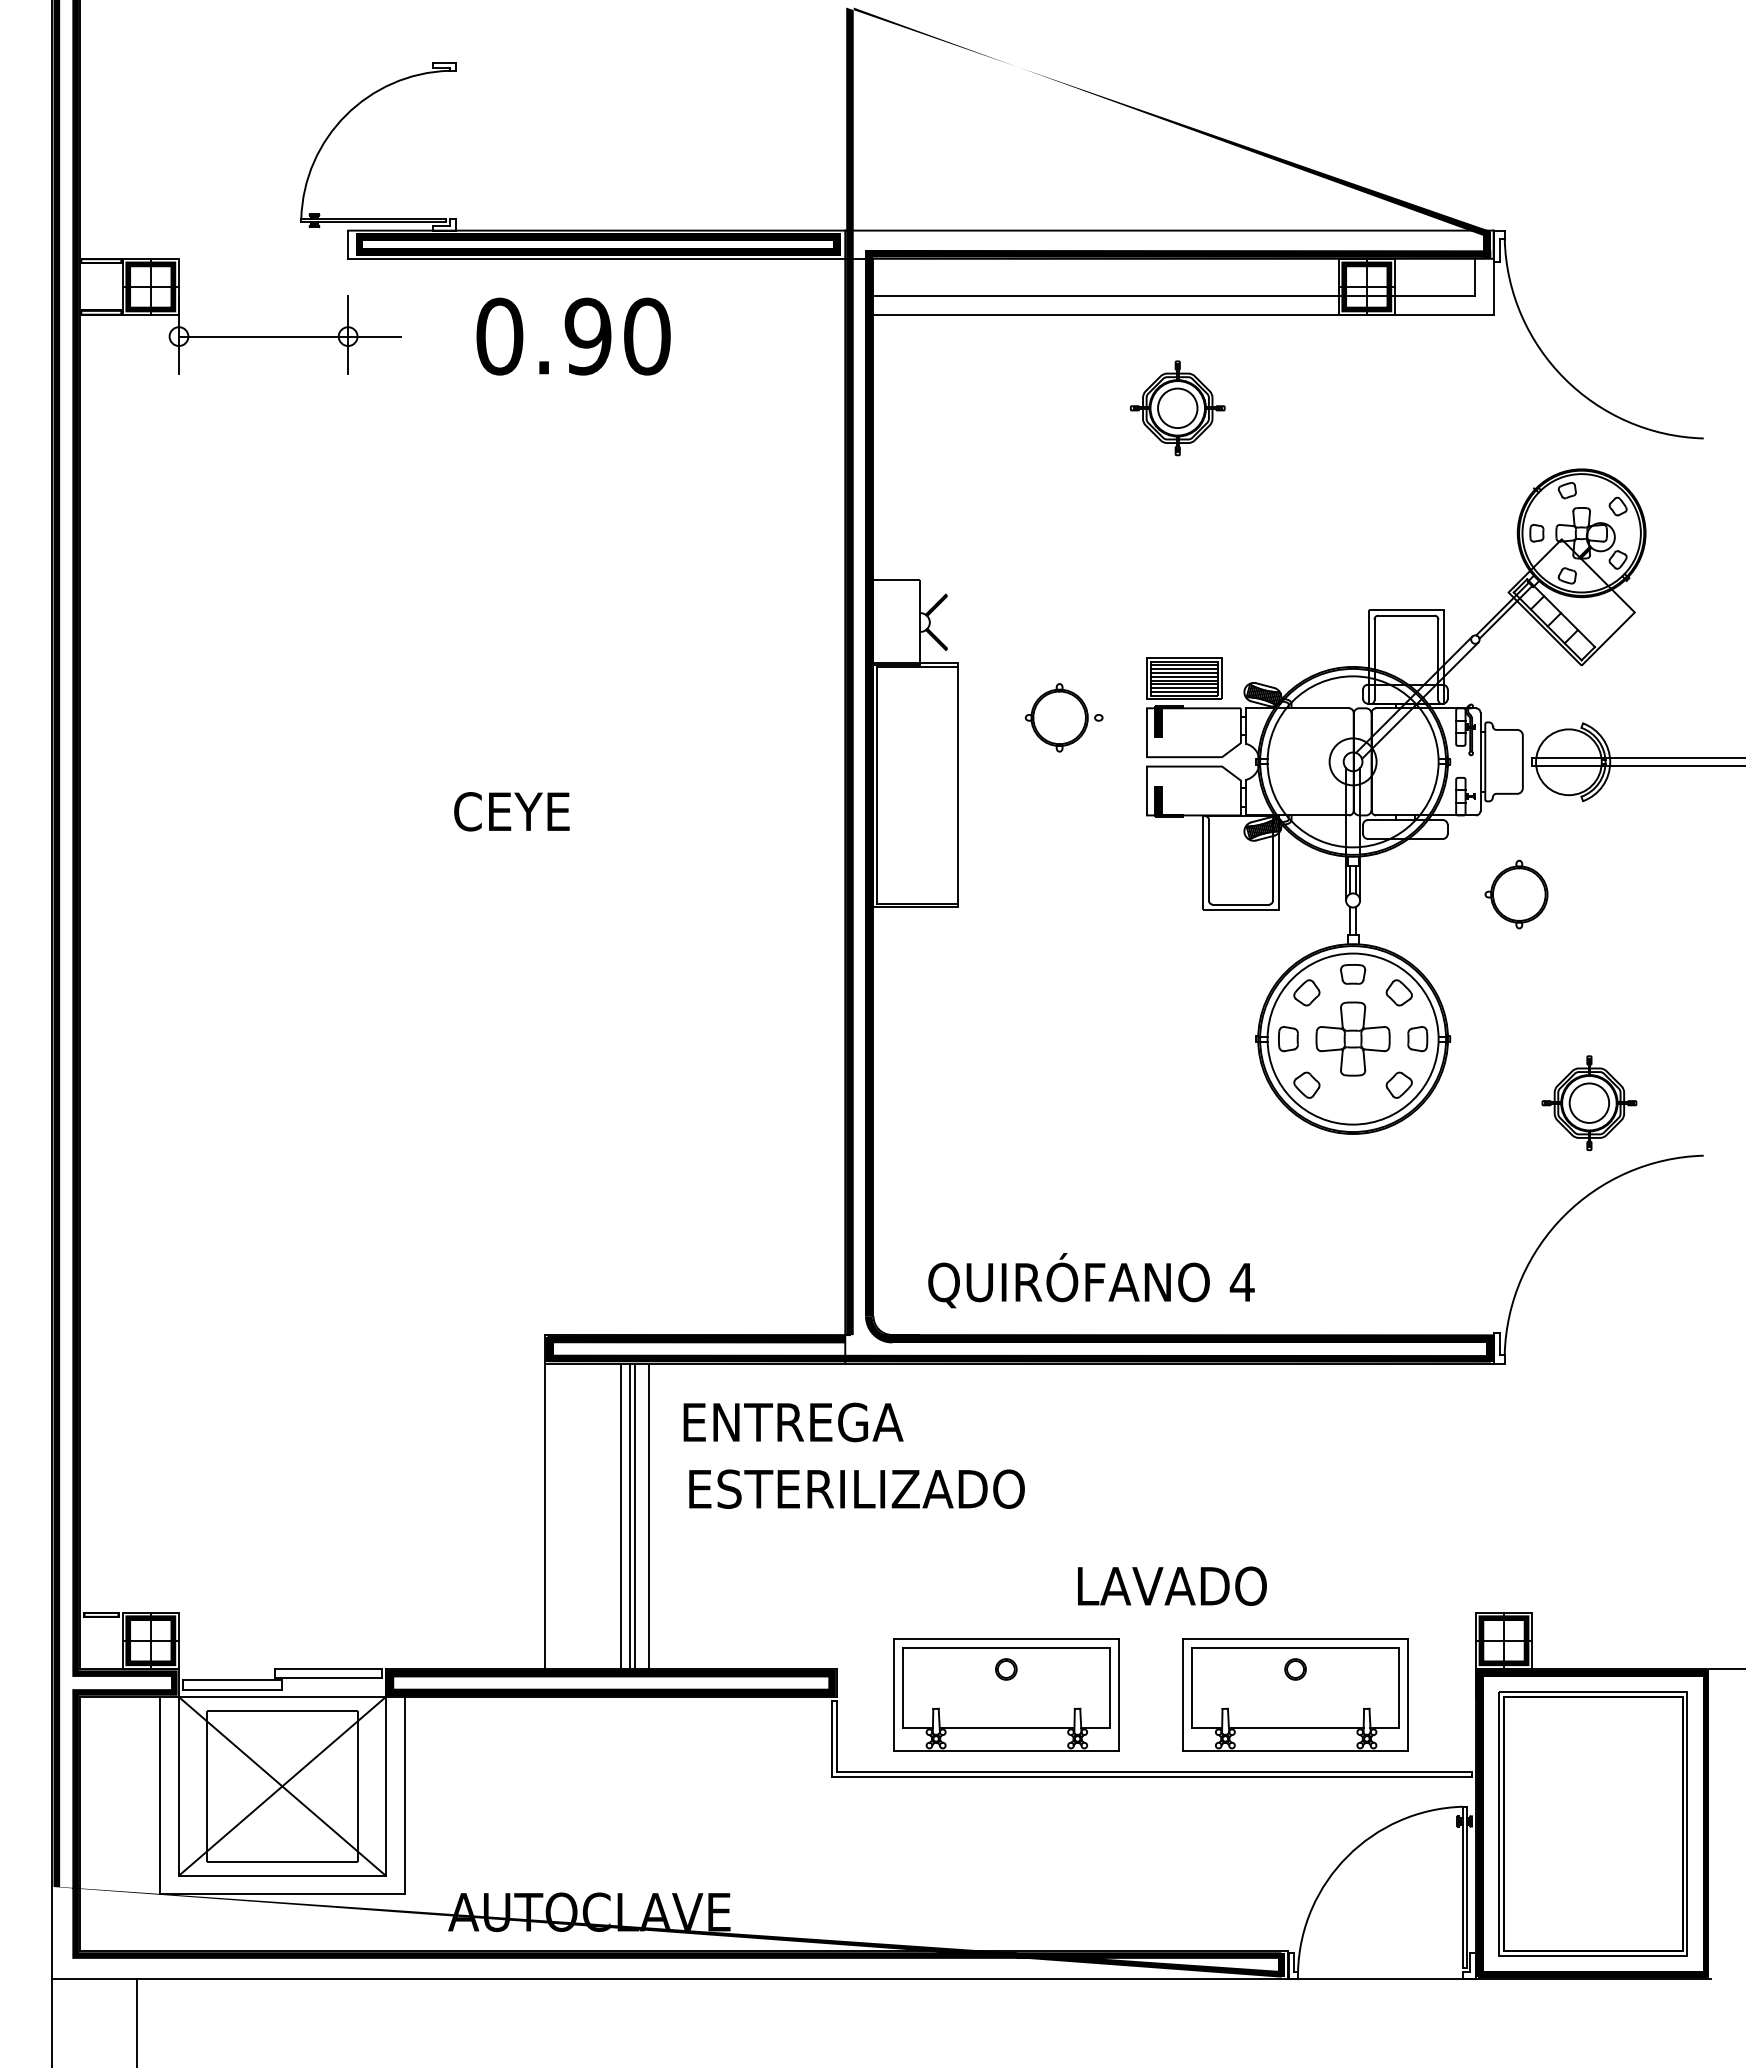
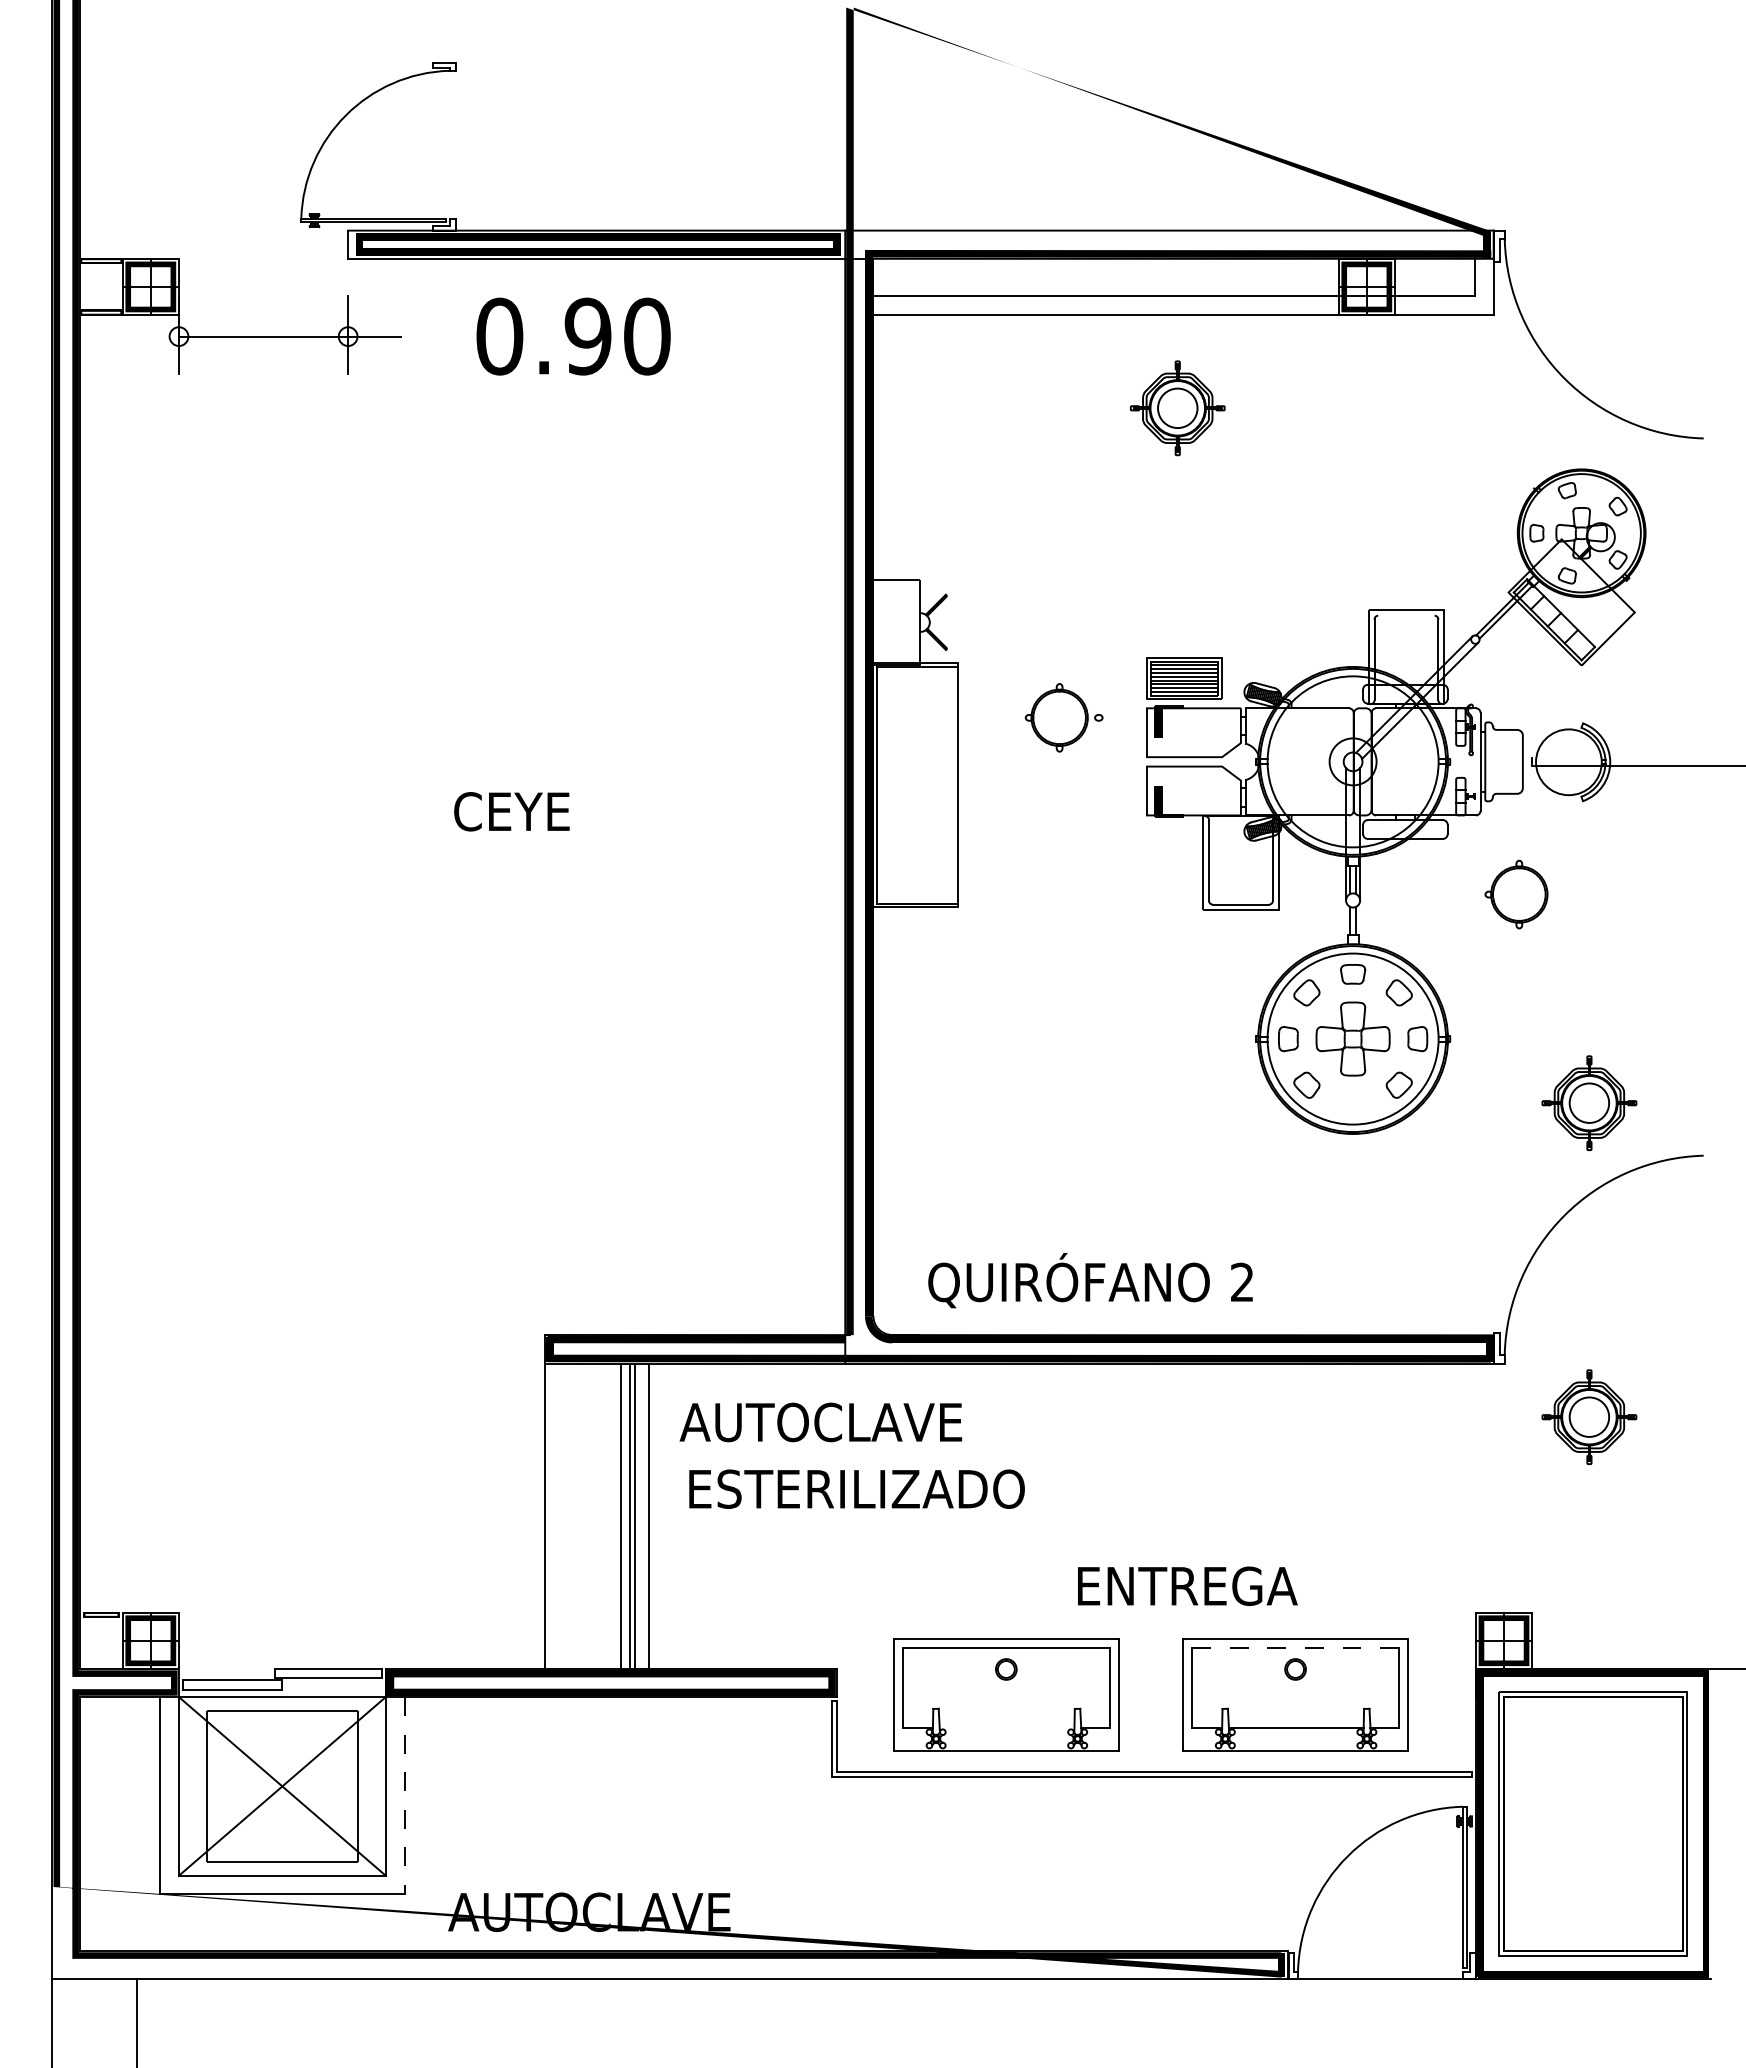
line: present -> none (1406, 615)
line: present -> none (1637, 758)
text: 4 -> 2 (1241, 1281)
part: none -> present (1589, 1416)
text: ENTREGA -> AUTOCLAVE (820, 1422)
text: LAVADO -> ENTREGA (1189, 1585)
line: solid -> dashed (1295, 1647)
line: present -> none (1006, 1727)
line: solid -> dashed (404, 1795)
